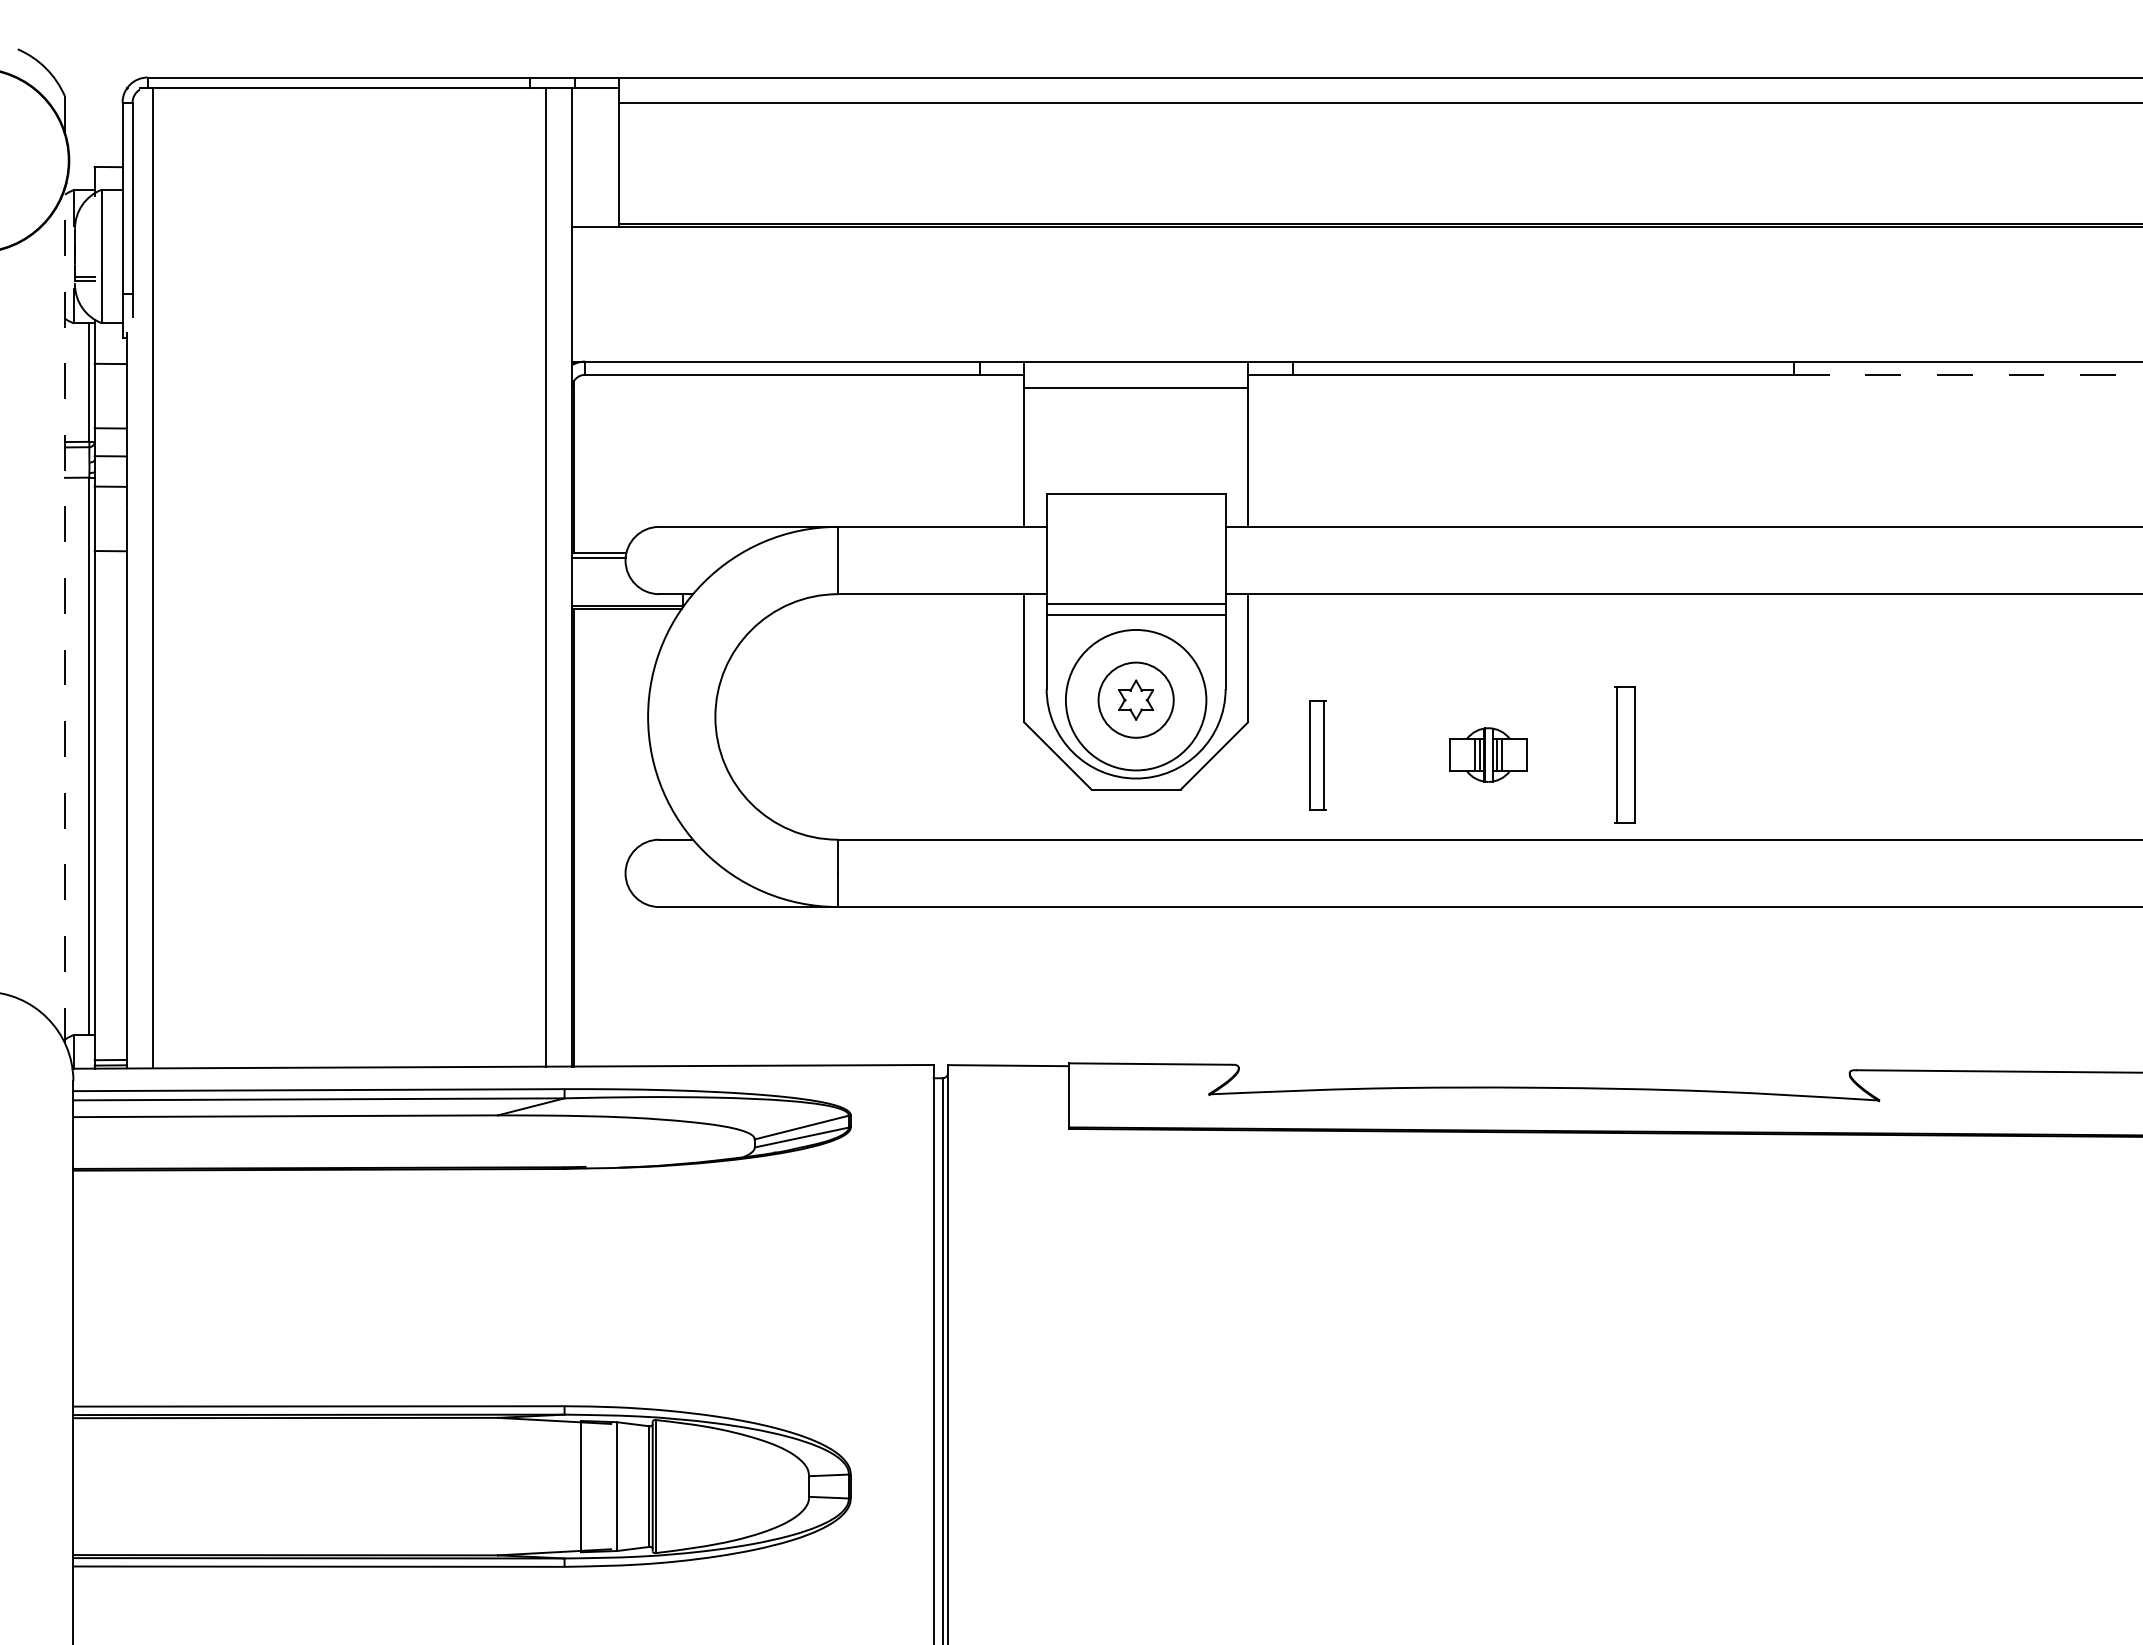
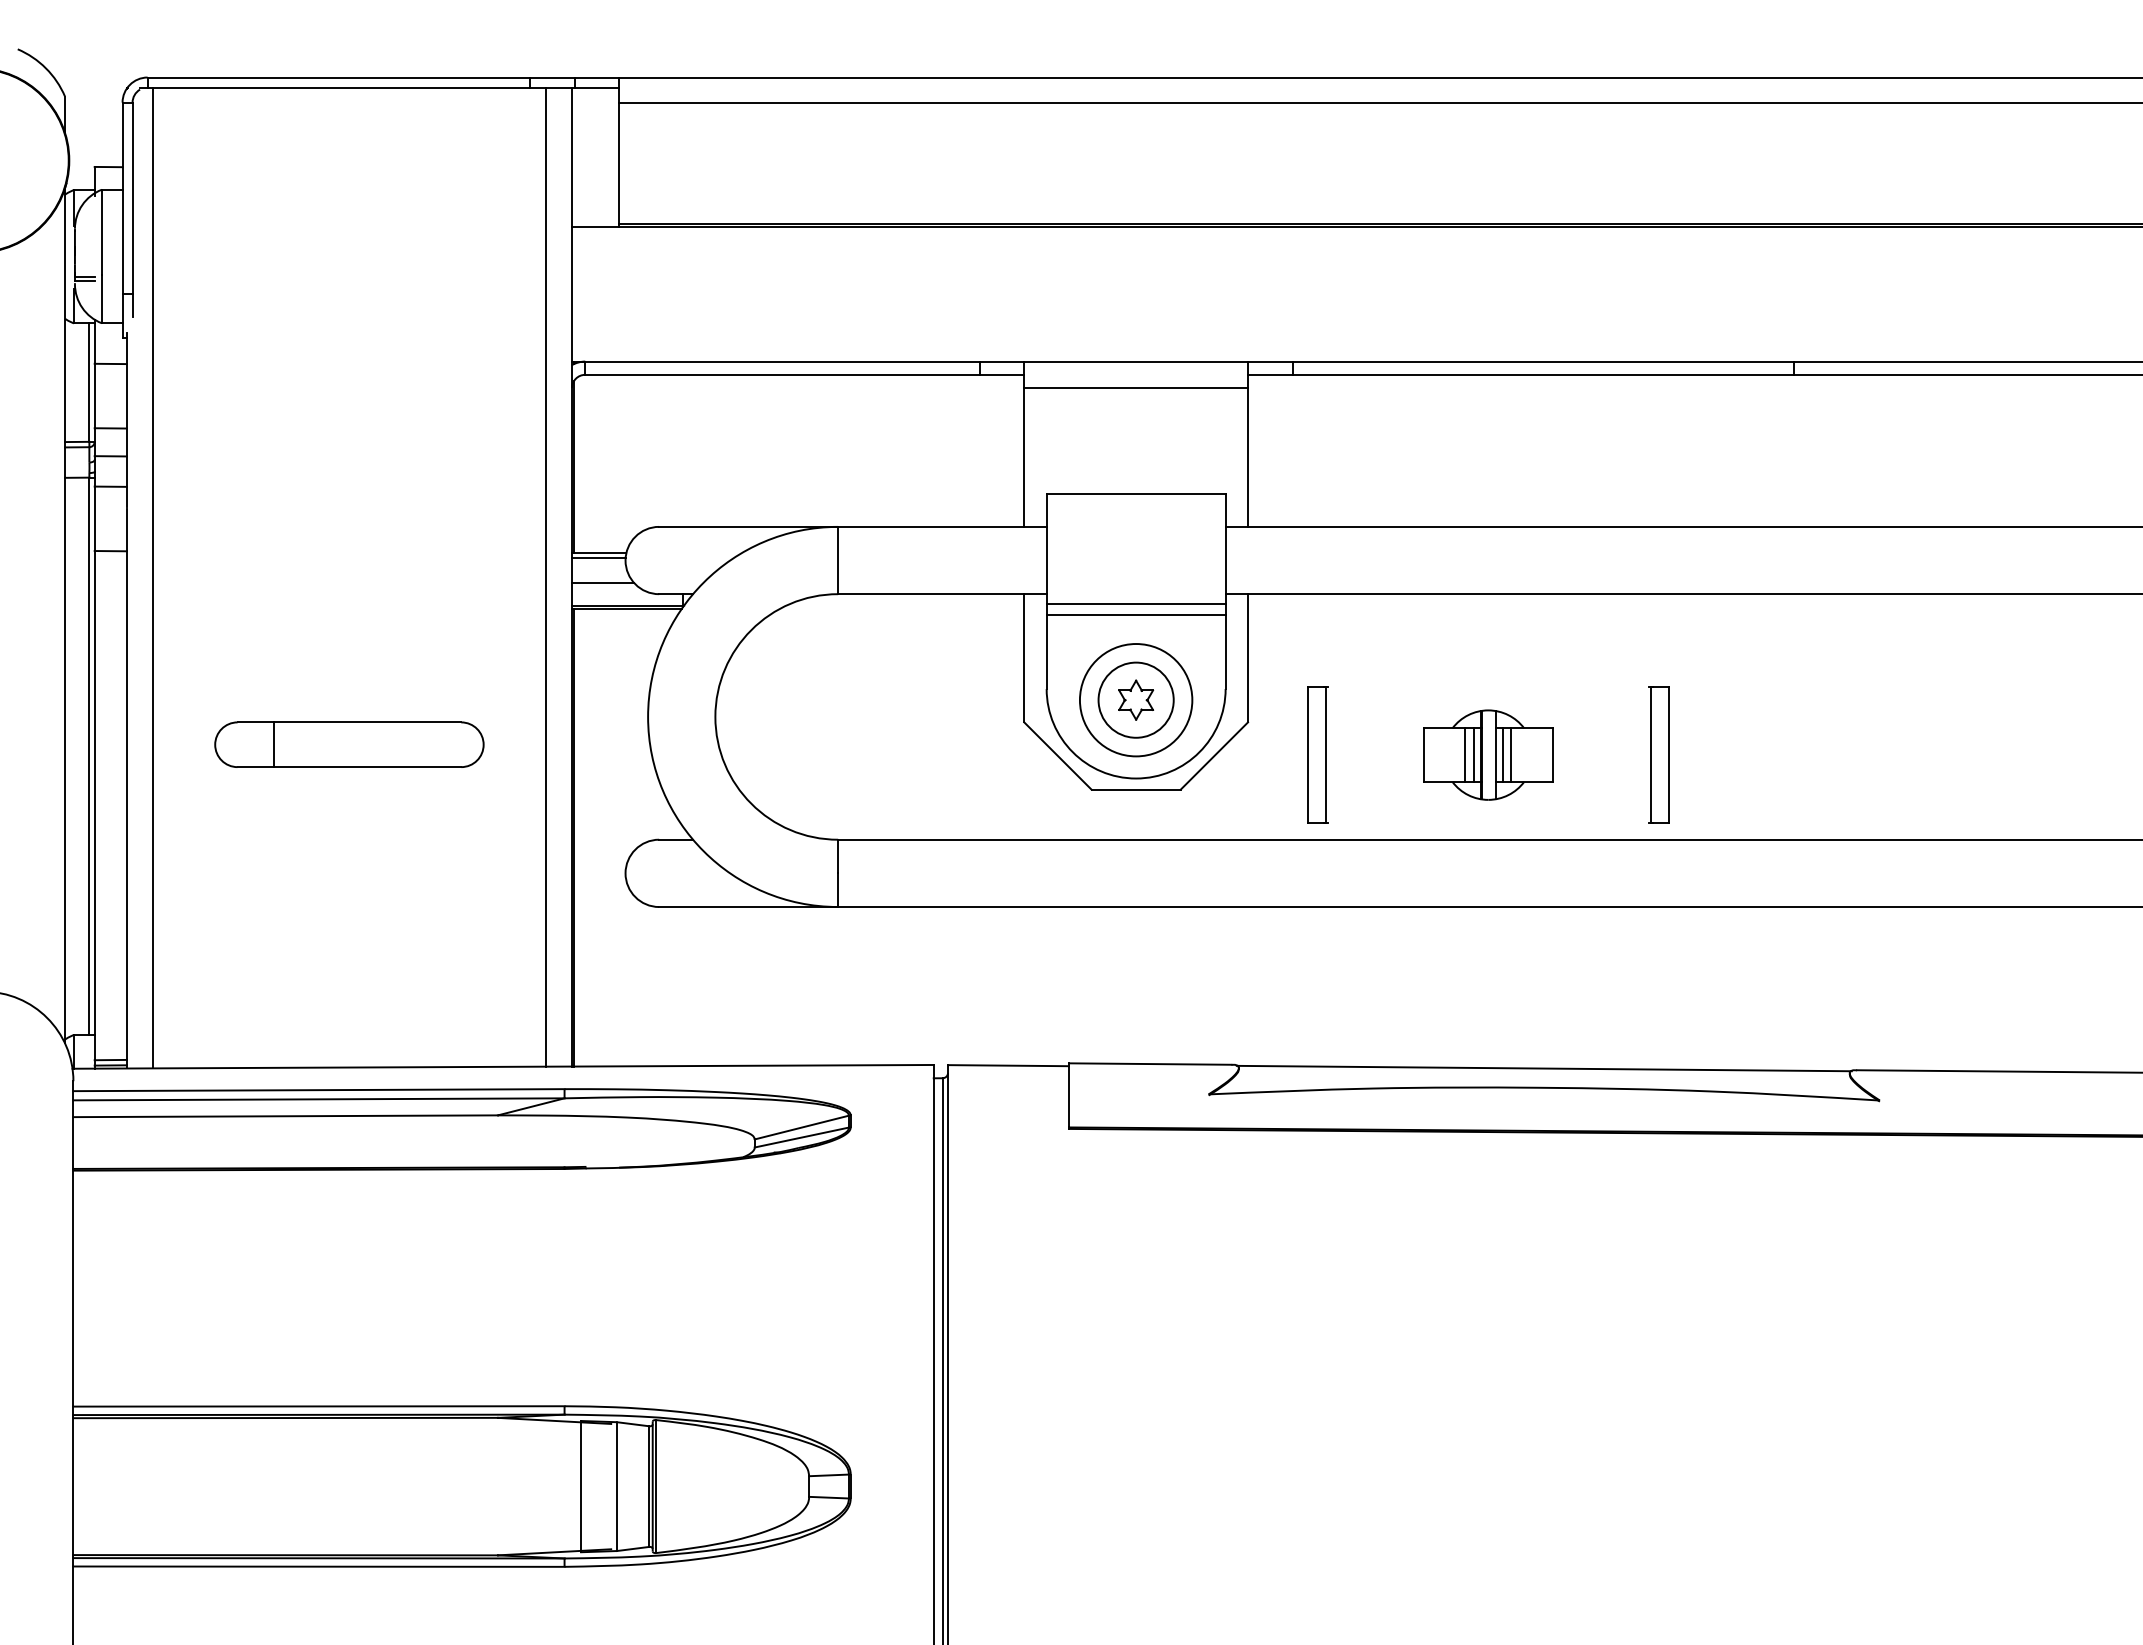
line: dashed -> solid (1968, 374)
line: none -> present (603, 583)
line: dashed -> solid (65, 615)
circle diameter: 140 px -> 112 px (1135, 700)
part: none -> present (349, 744)
part size: 79x56 px -> 131x92 px (1488, 754)
part position: (1624, 754) -> (1658, 754) (1658, 754)
part size: 18x111 px -> 22x138 px (1317, 754)
line: none -> present (1543, 1068)
